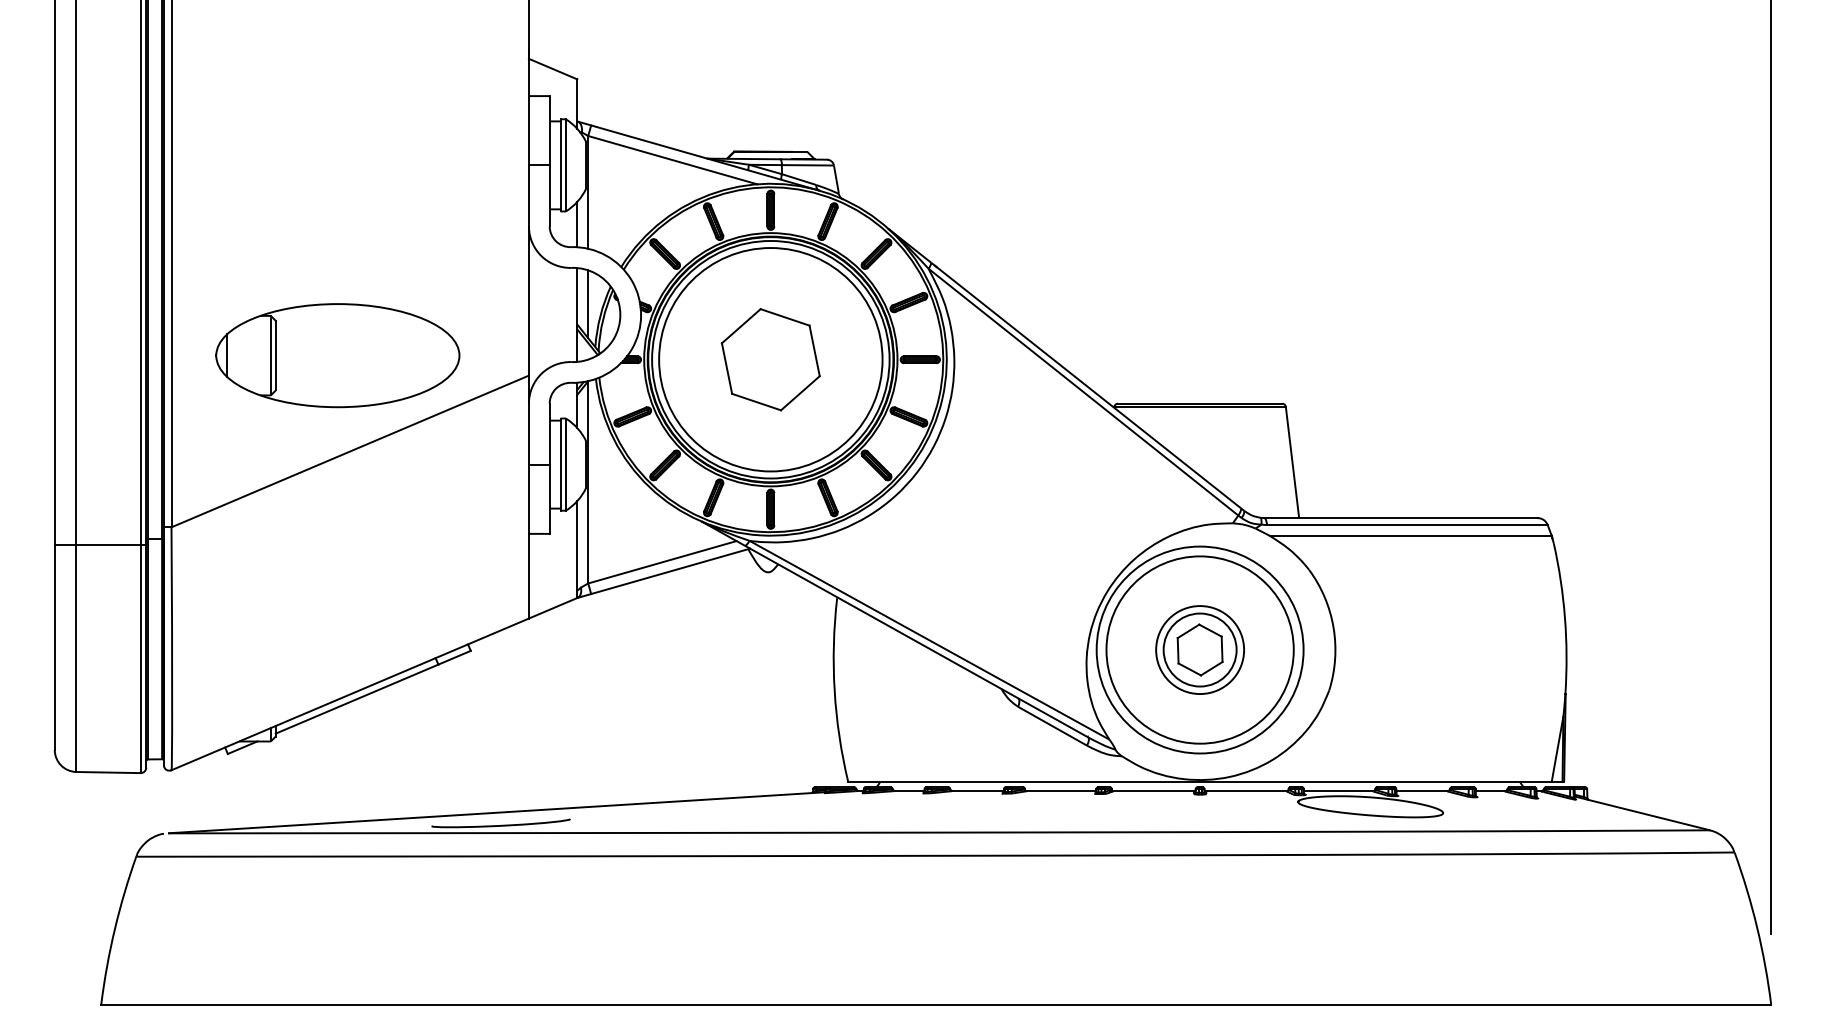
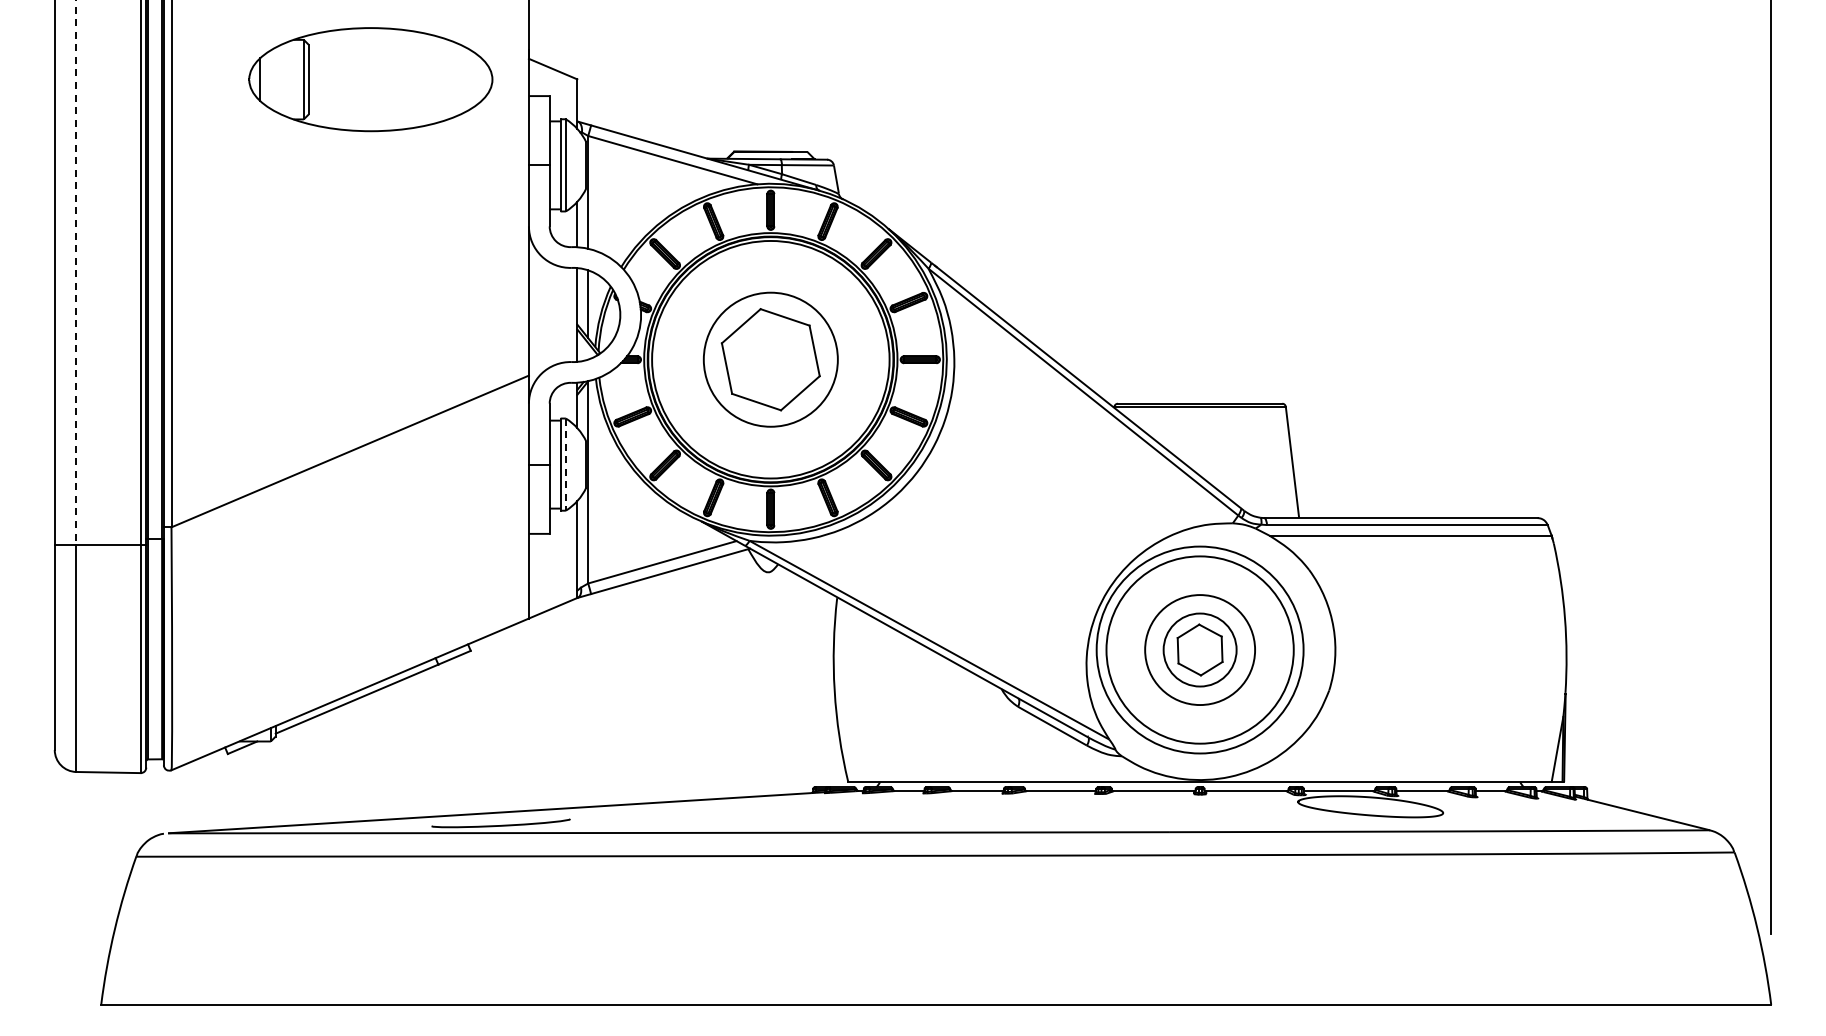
line: solid -> dashed (76, 272)
part position: (337, 355) -> (370, 79) (370, 79)
circle diameter: 223 px -> 134 px (770, 359)
line: solid -> dashed (565, 465)
circle diameter: 88 px -> 110 px (1200, 650)
